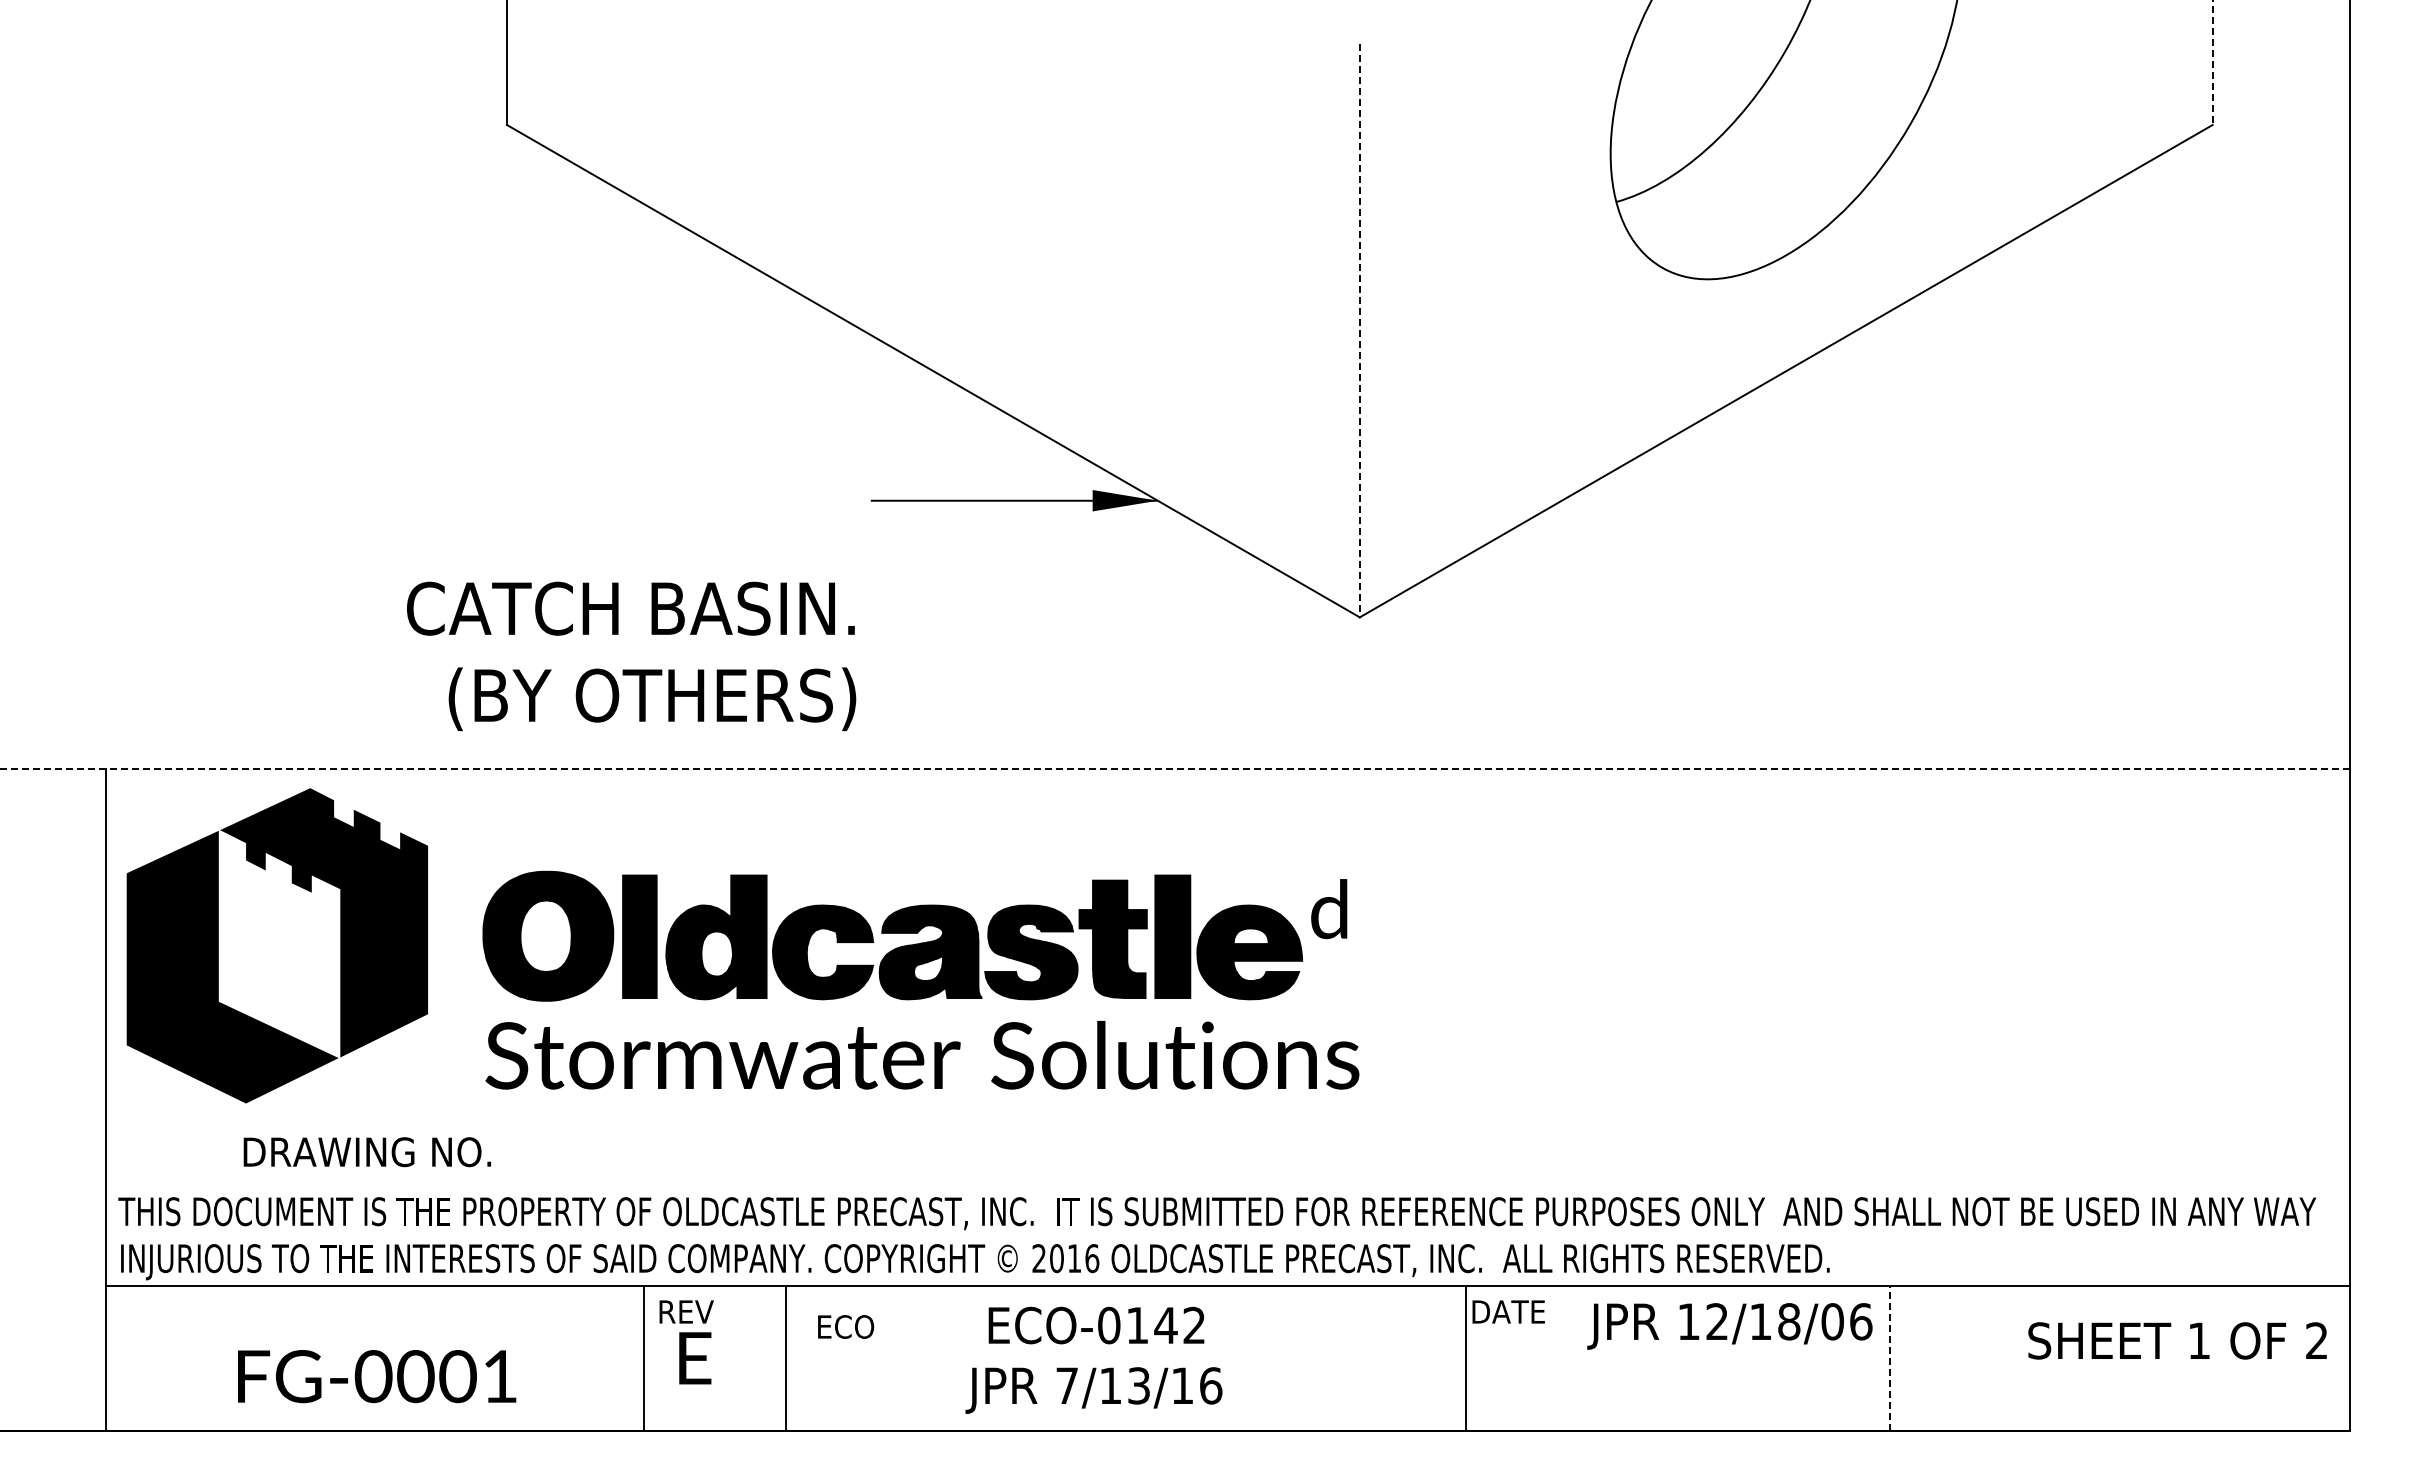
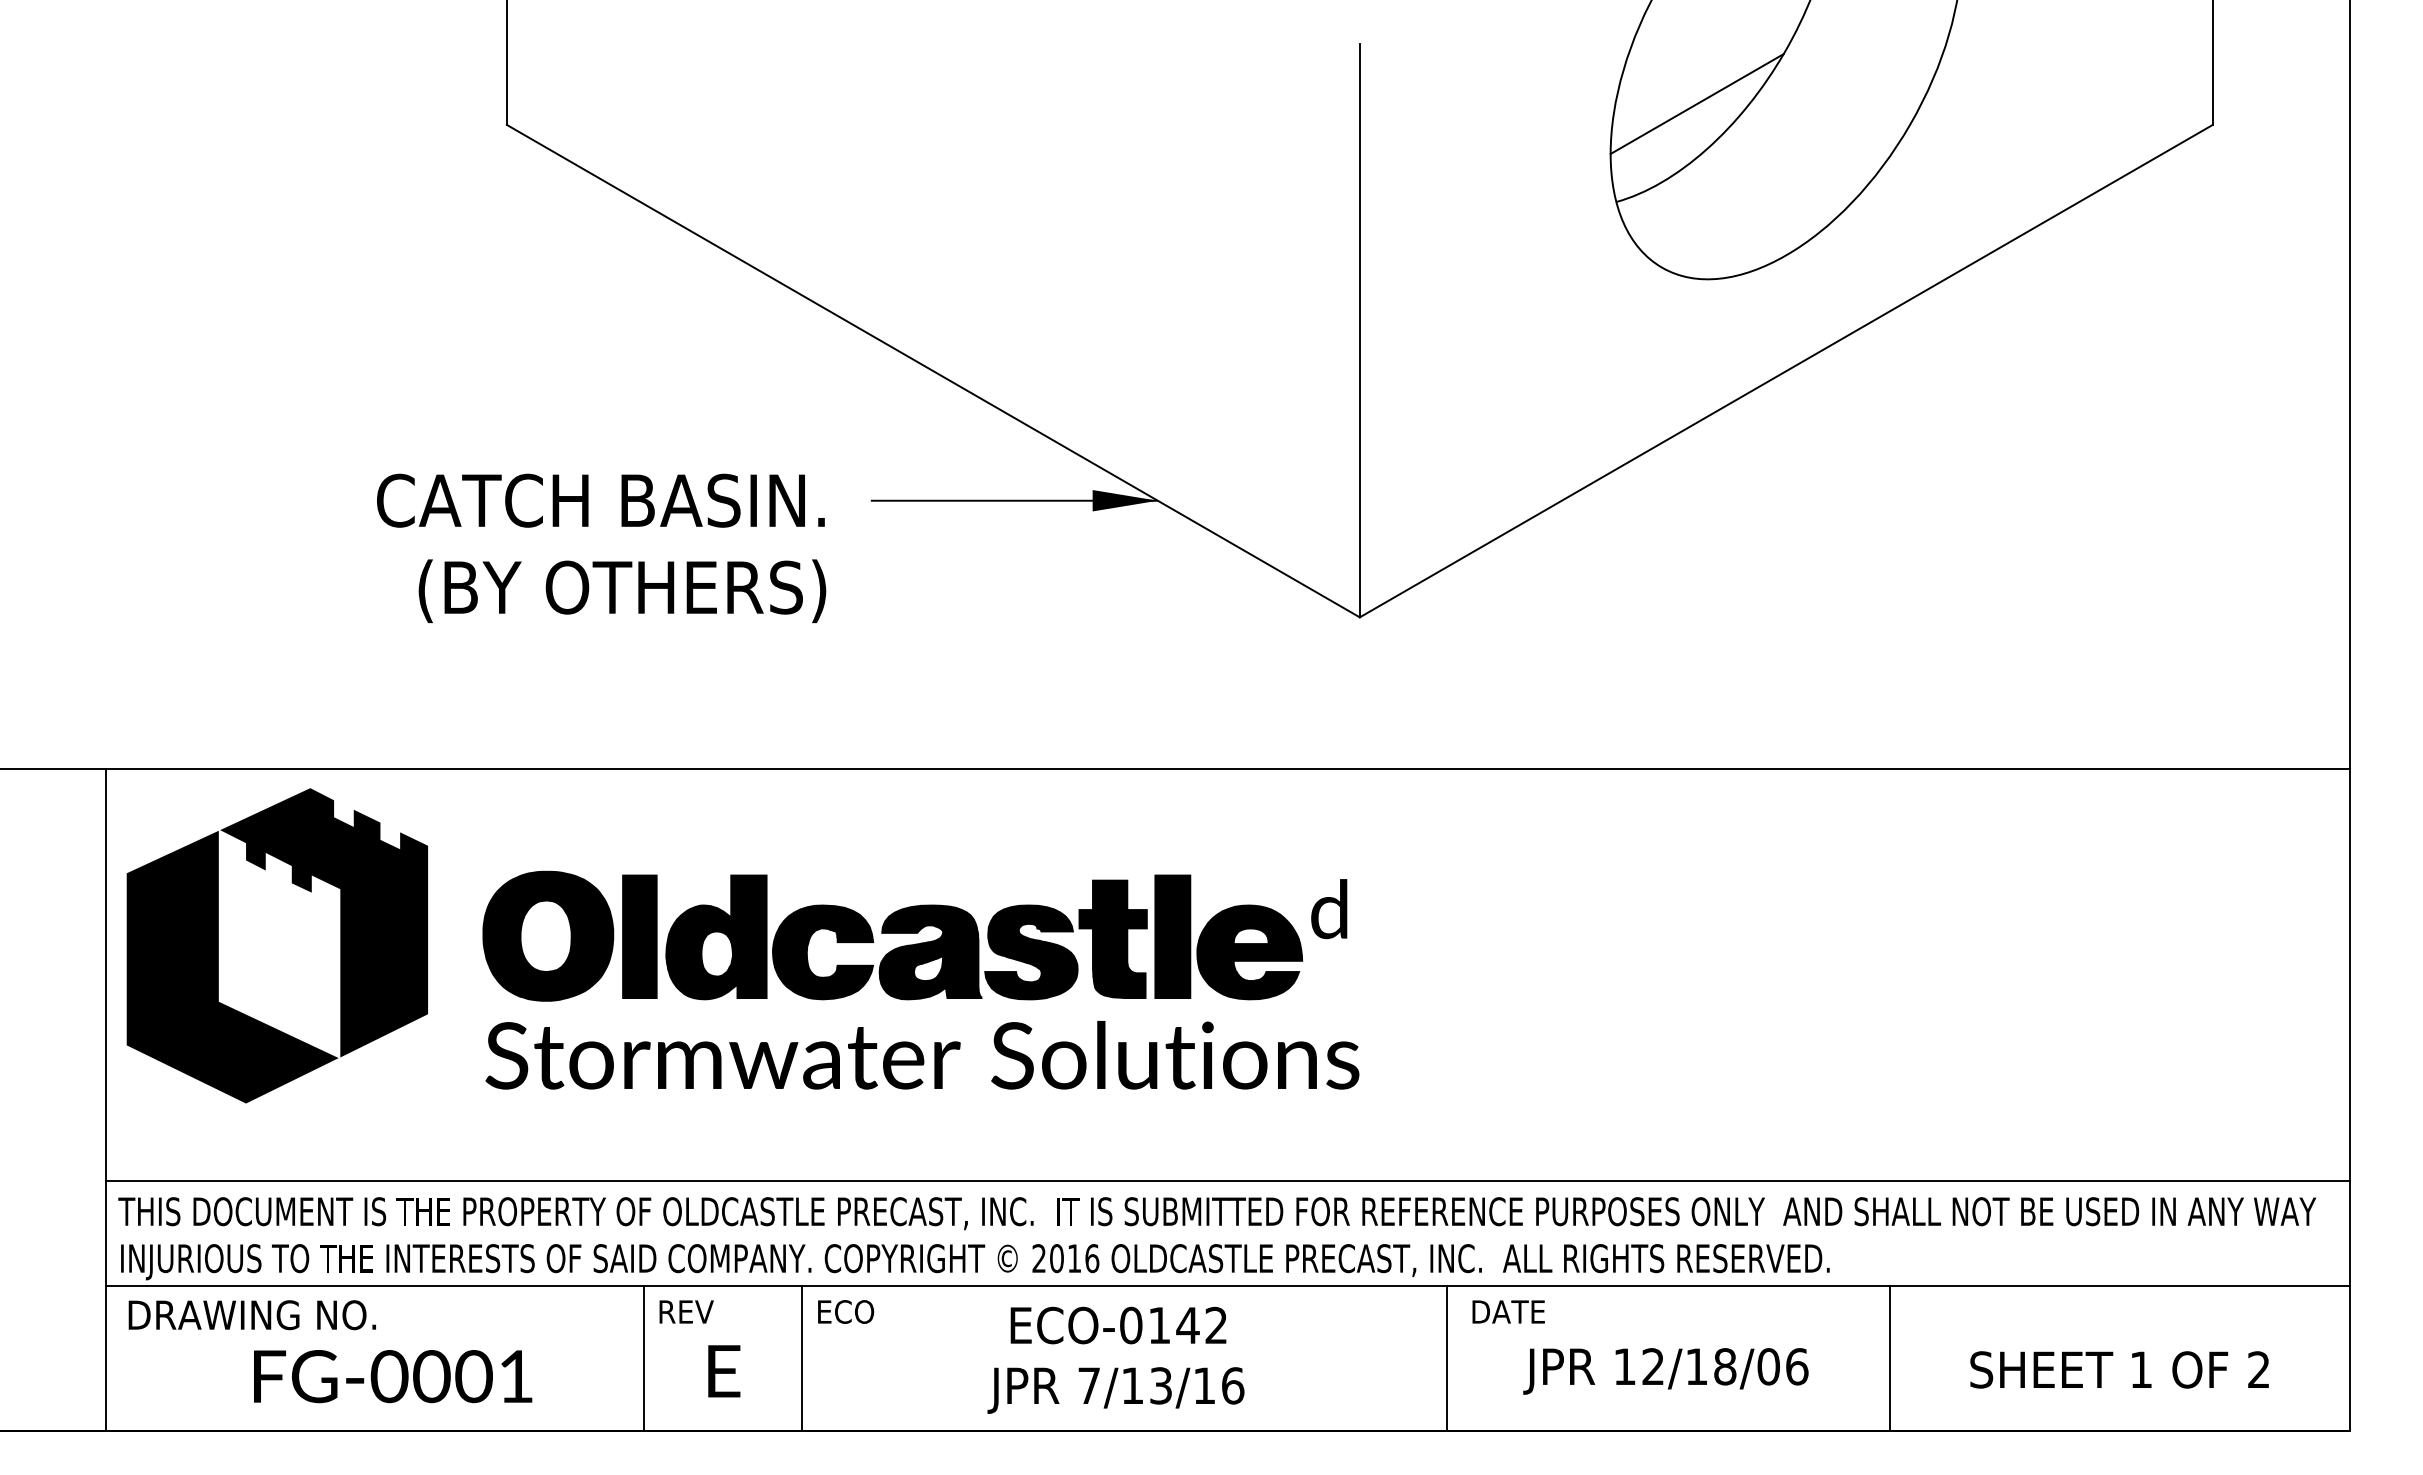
line: dashed -> solid (2212, 63)
line: none -> present (1696, 103)
line: dashed -> solid (1359, 330)
text position: (631, 656) -> (601, 548) (601, 548)
line: dashed -> solid (1175, 768)
text position: (366, 1152) -> (251, 1315) (251, 1315)
line: none -> present (1227, 1180)
text position: (846, 1326) -> (846, 1311) (846, 1311)
text position: (1729, 1326) -> (1665, 1371) (1665, 1371)
text position: (2177, 1340) -> (2119, 1369) (2119, 1369)
line: dashed -> solid (1890, 1357)
text position: (695, 1358) -> (724, 1371) (724, 1371)
line position: (786, 1358) -> (802, 1358) (802, 1358)
line position: (1465, 1358) -> (1446, 1358) (1446, 1358)
text position: (1093, 1359) -> (1115, 1359) (1115, 1359)
text position: (377, 1376) -> (393, 1376) (393, 1376)
